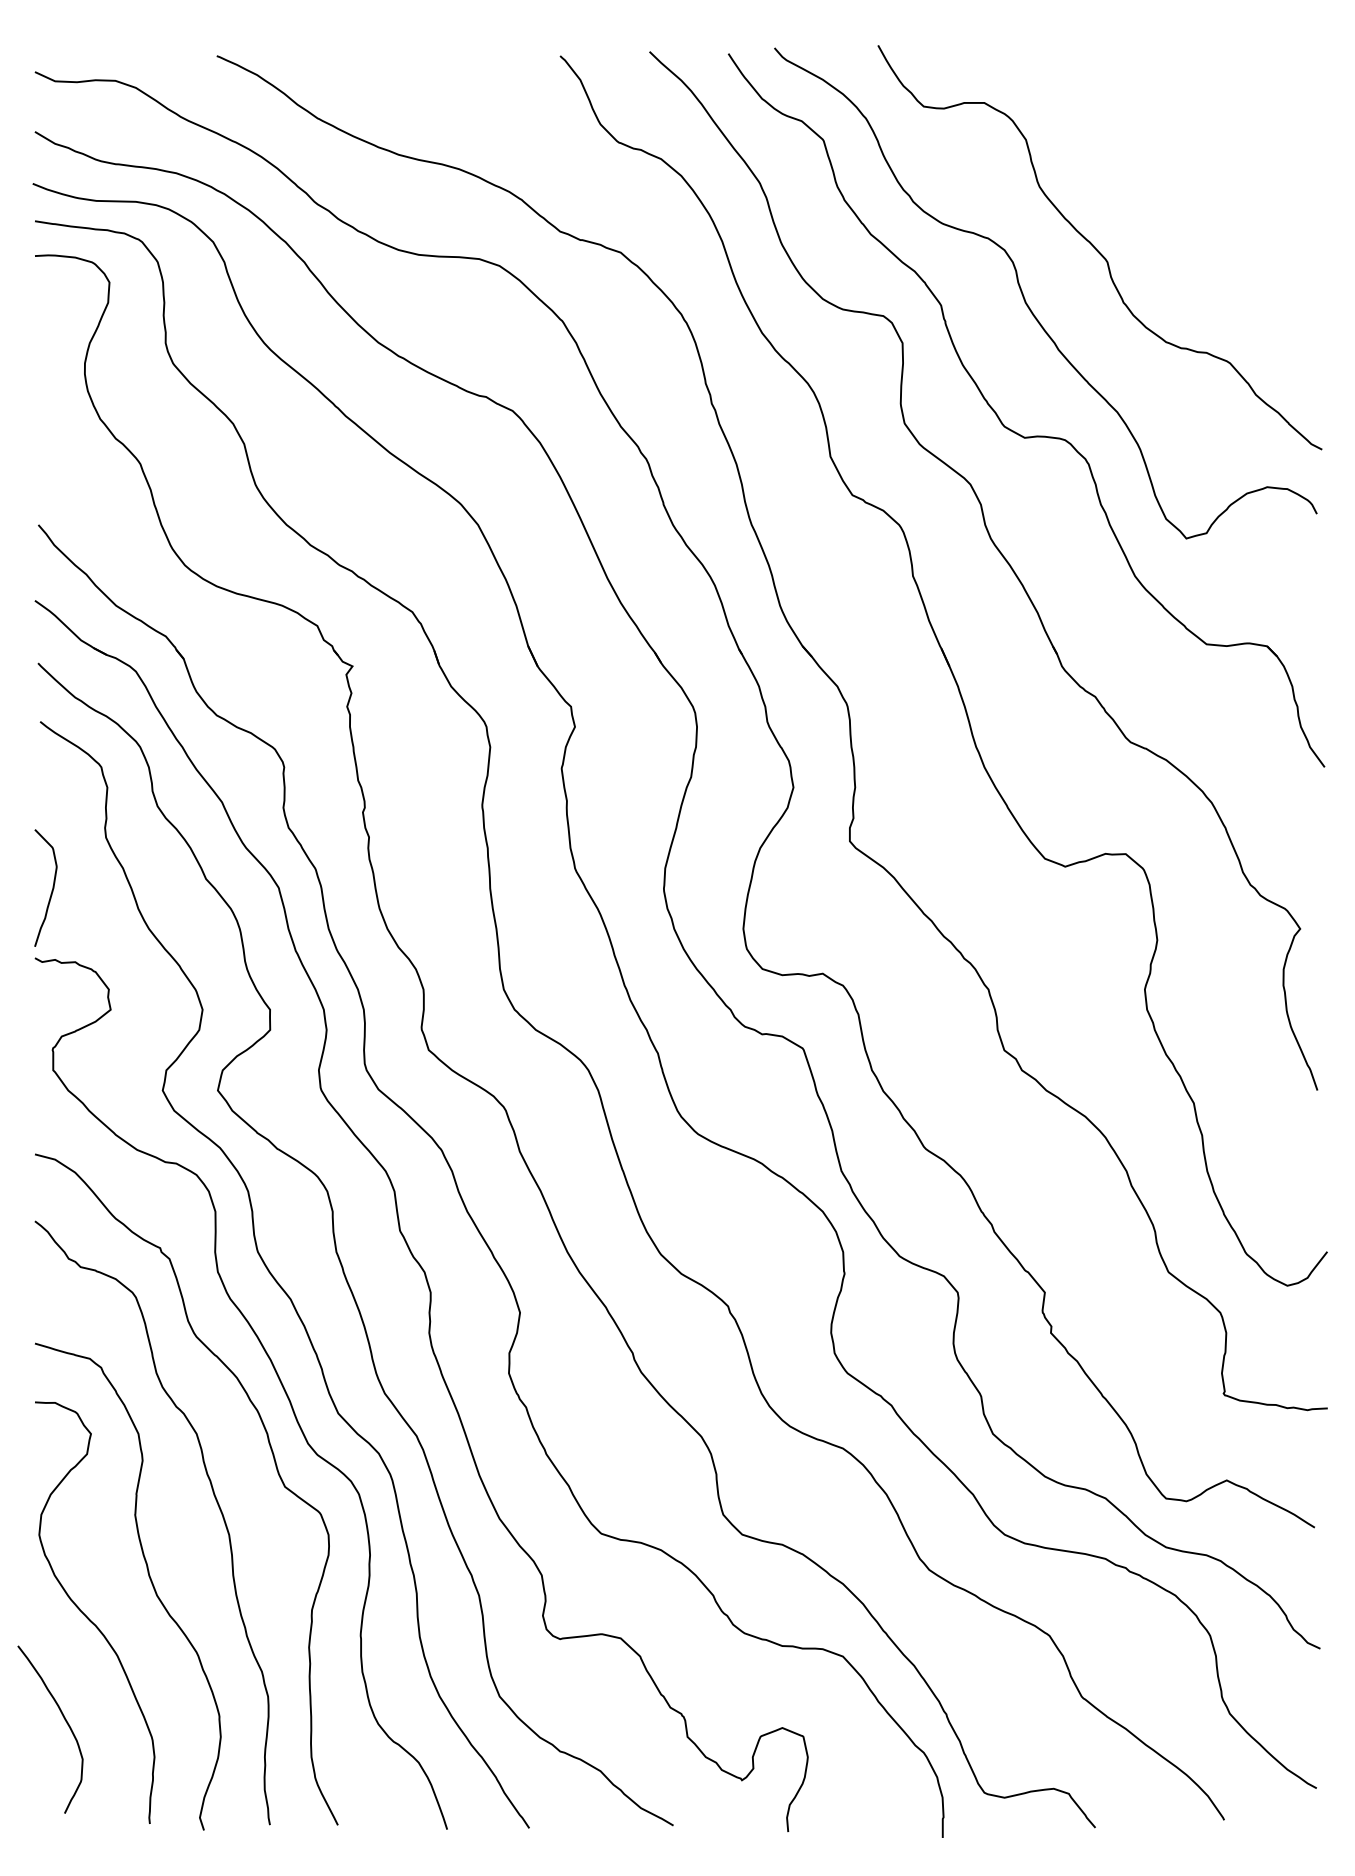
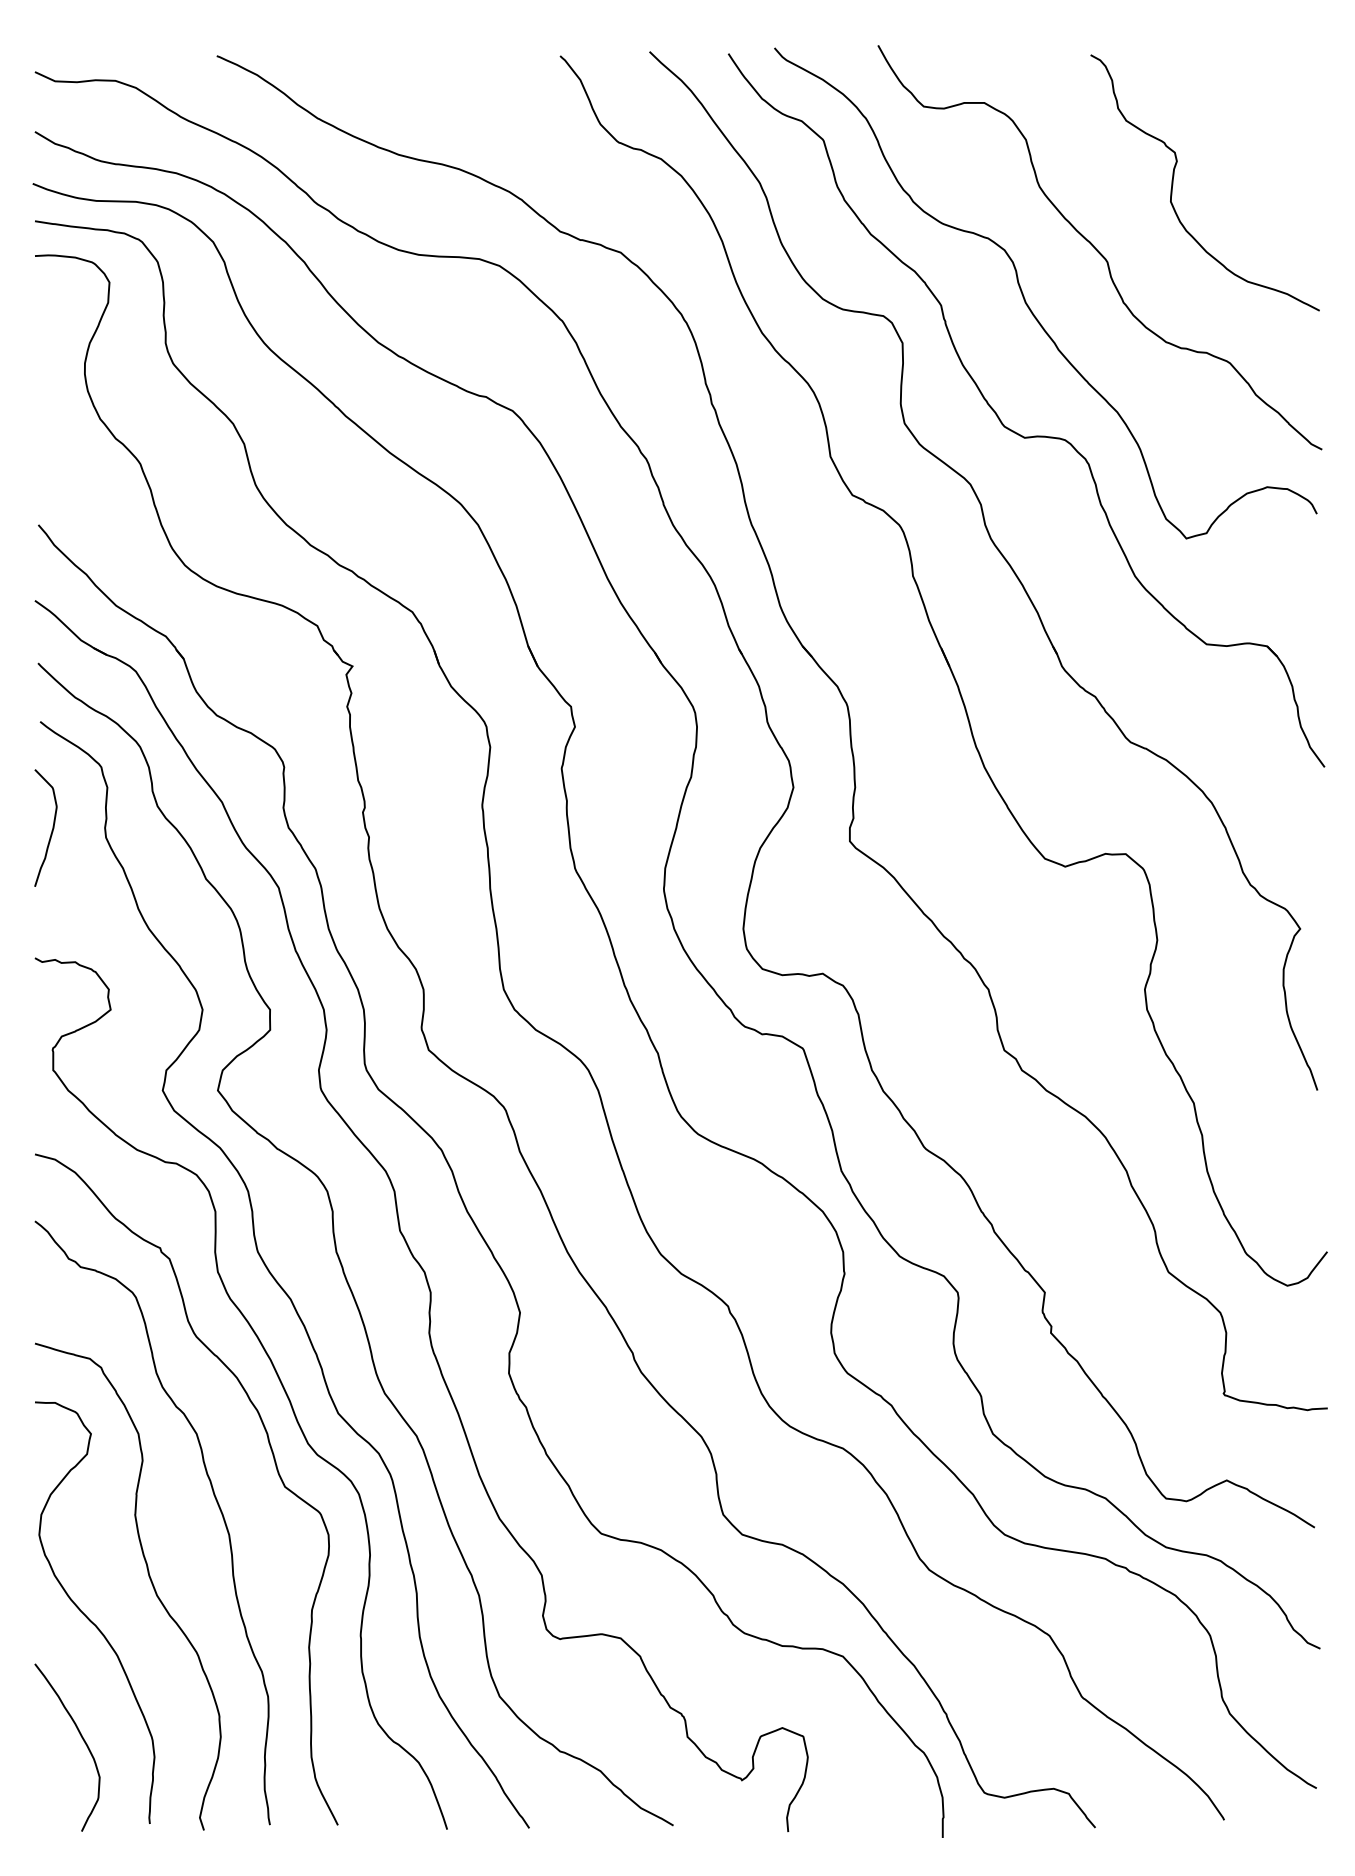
curve: none -> present (1174, 176)
curve position: (51, 890) -> (51, 830) (51, 830)
curve position: (65, 1721) -> (82, 1739) (82, 1739)
